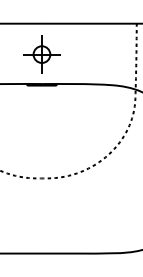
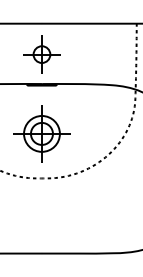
part: none -> present (41, 133)
